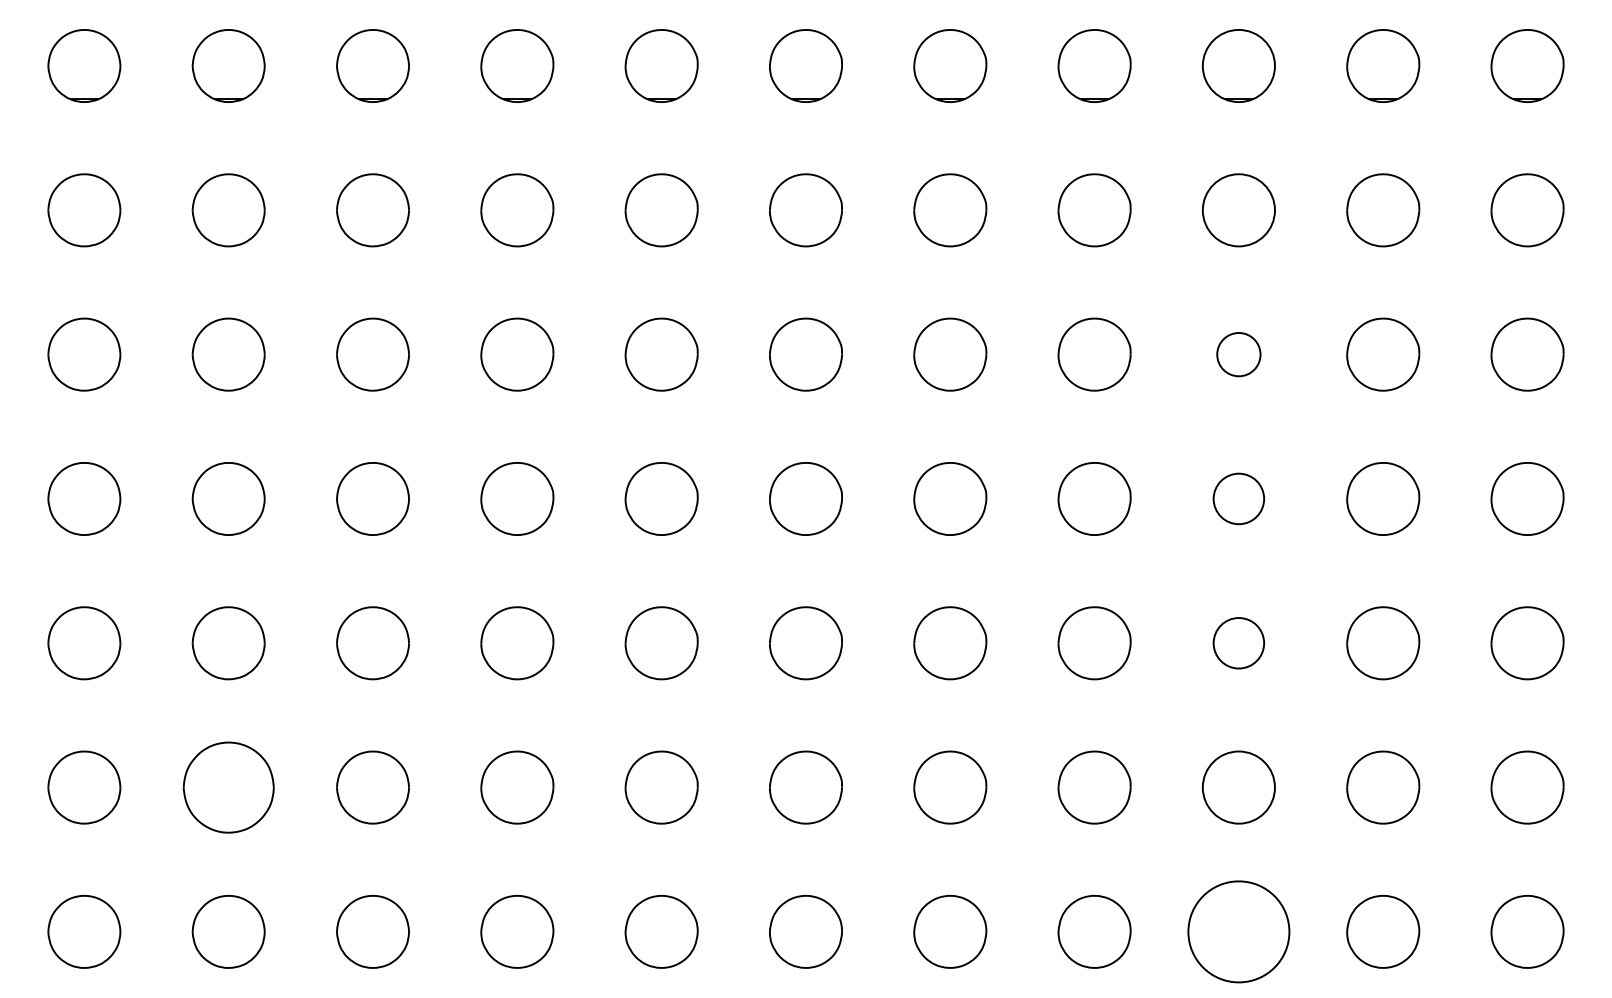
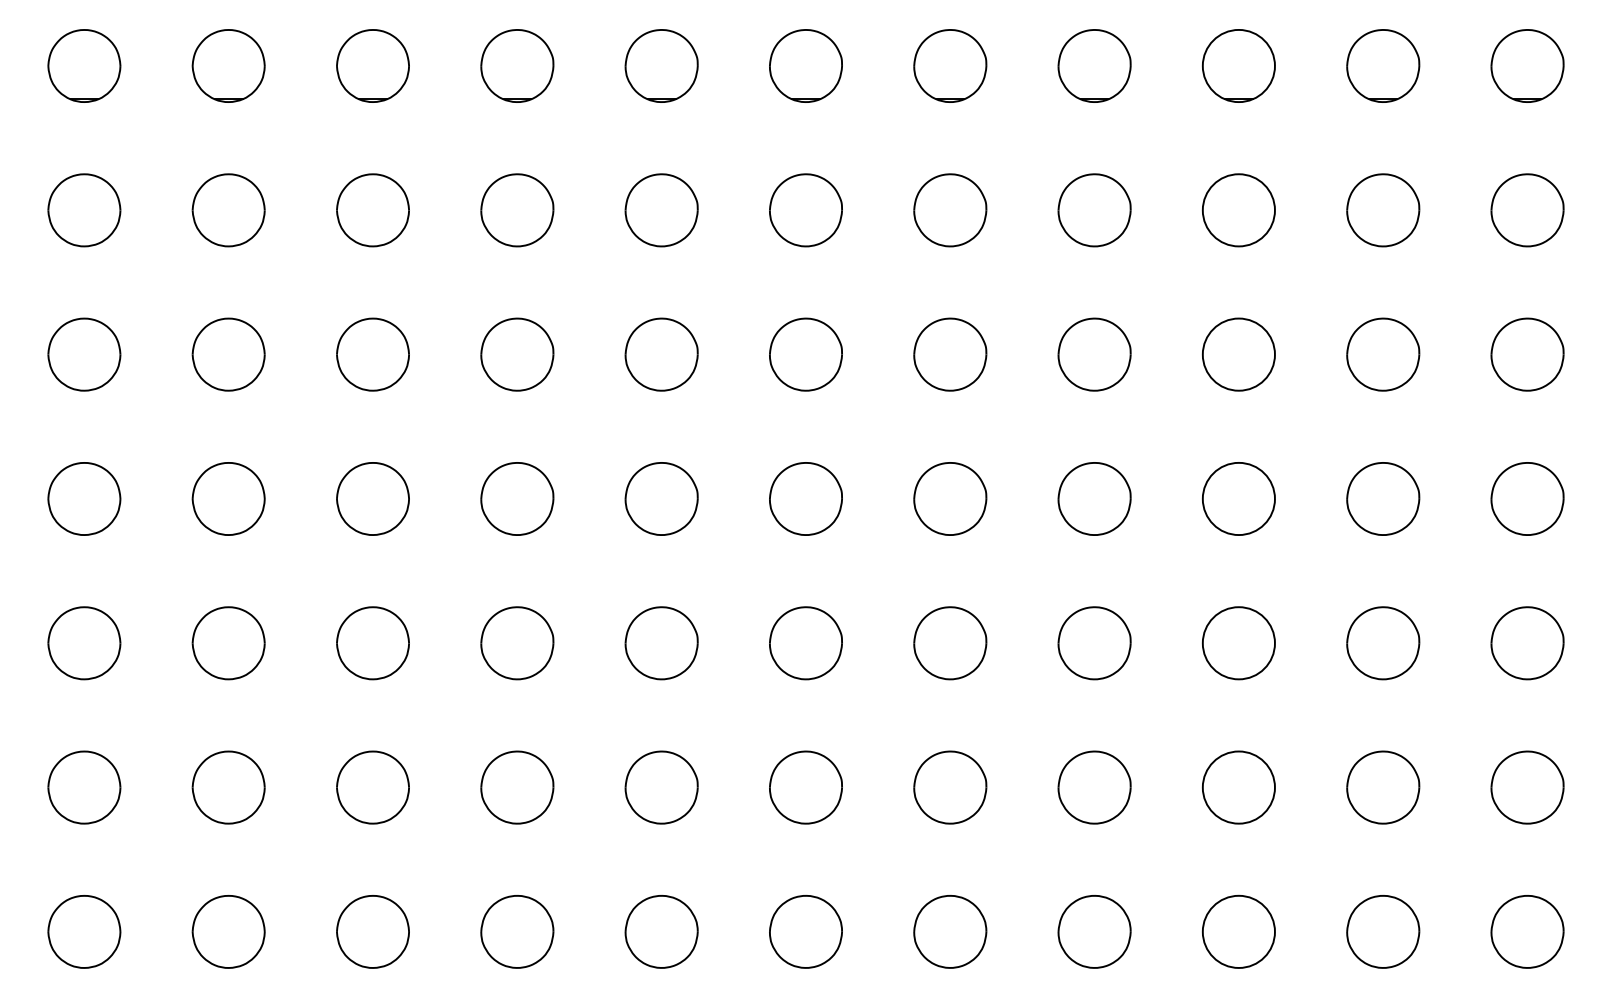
circle diameter: 43 px -> 72 px (1238, 354)
circle diameter: 51 px -> 72 px (1238, 498)
circle diameter: 51 px -> 72 px (1238, 643)
part size: 93x93 px -> 75x75 px (228, 787)
circle diameter: 101 px -> 72 px (1238, 931)
